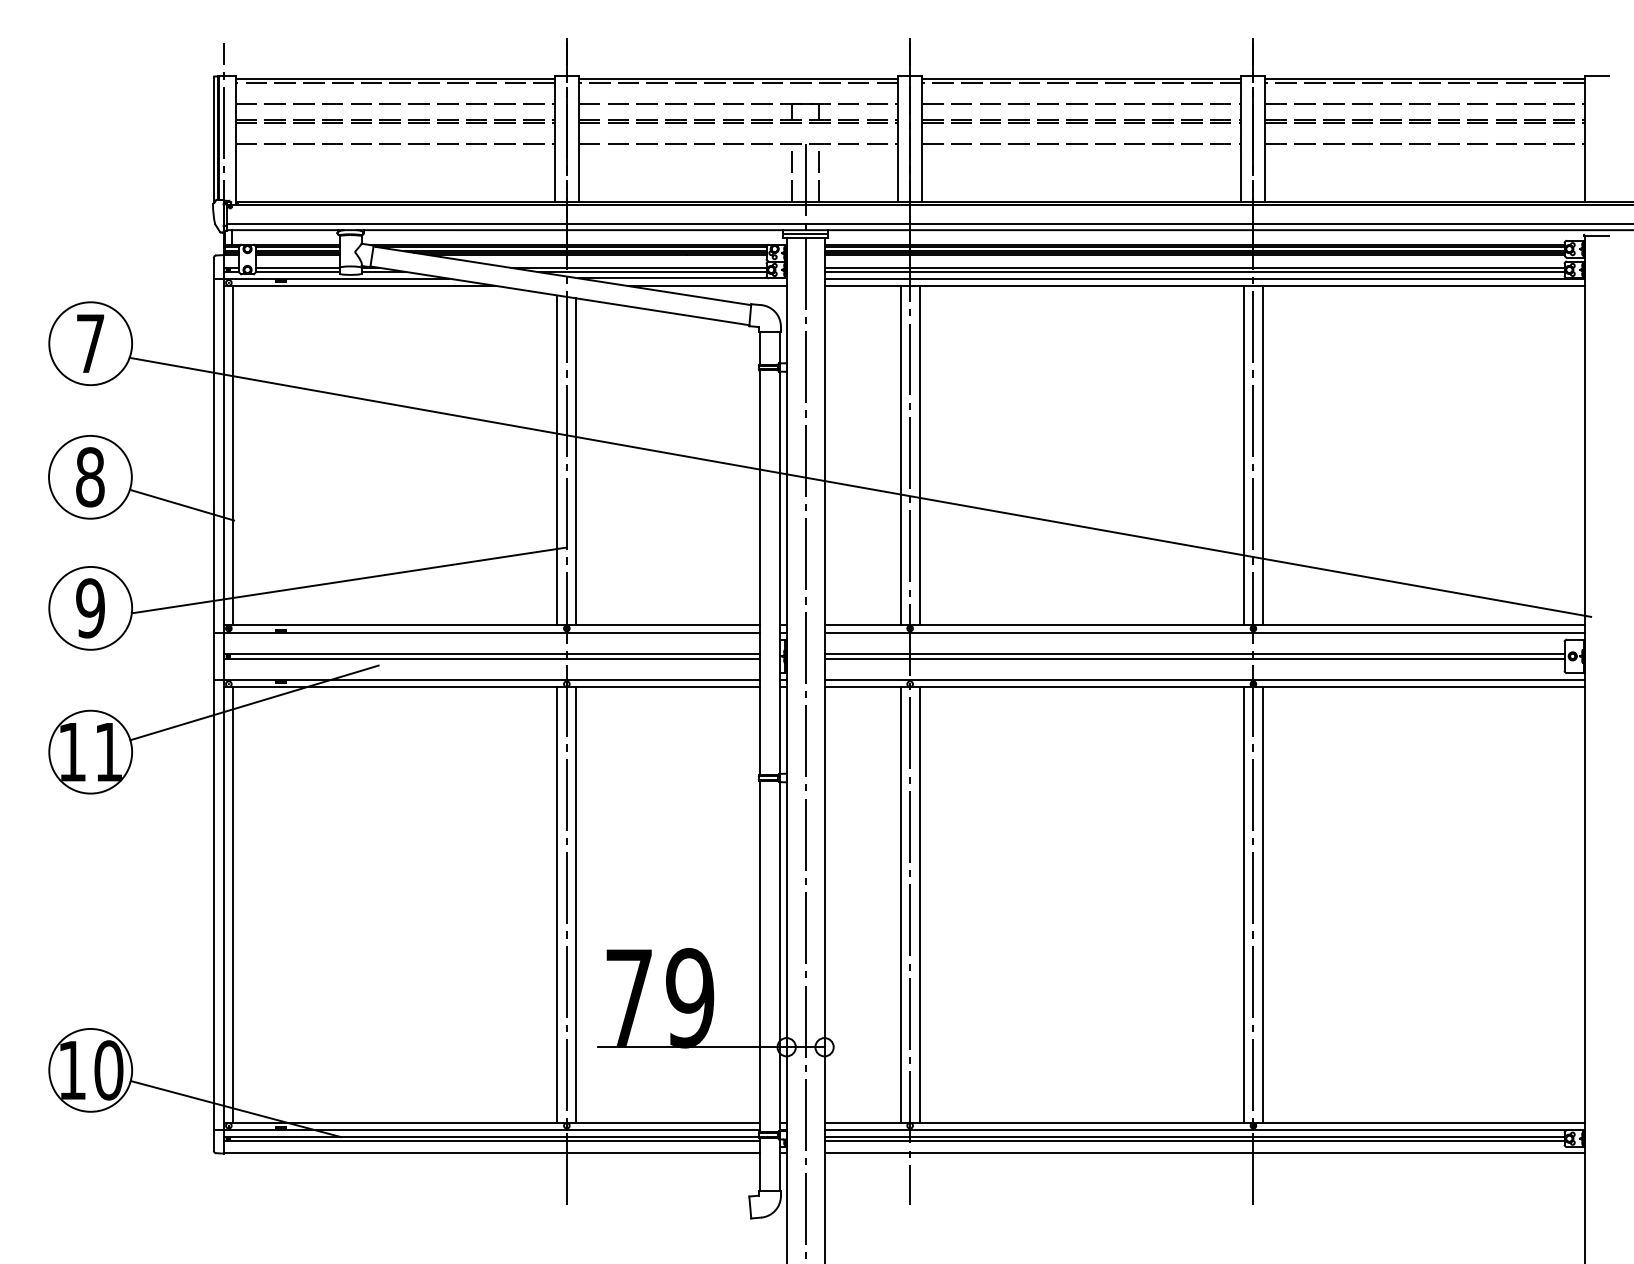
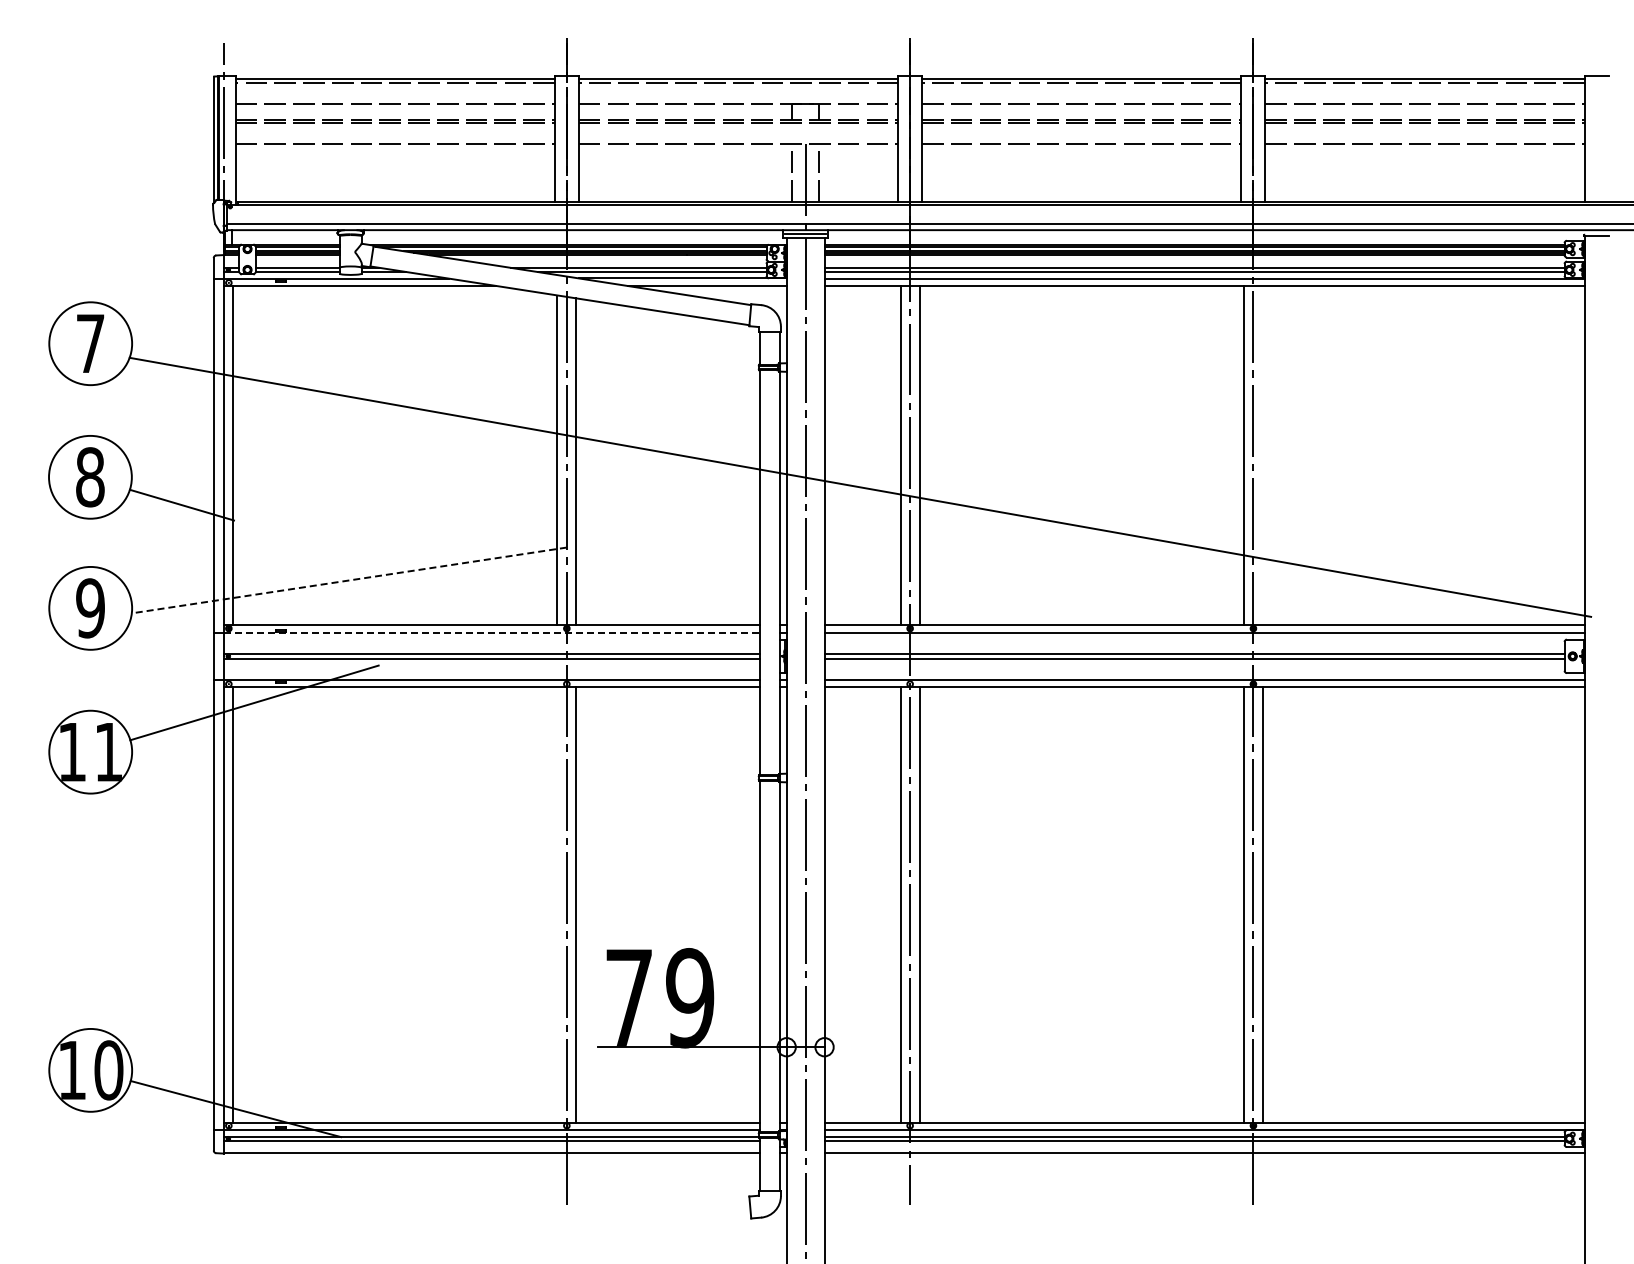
line: present -> none (1263, 455)
line: solid -> dashed (349, 580)
line: solid -> dashed (492, 632)
line: present -> none (557, 904)
